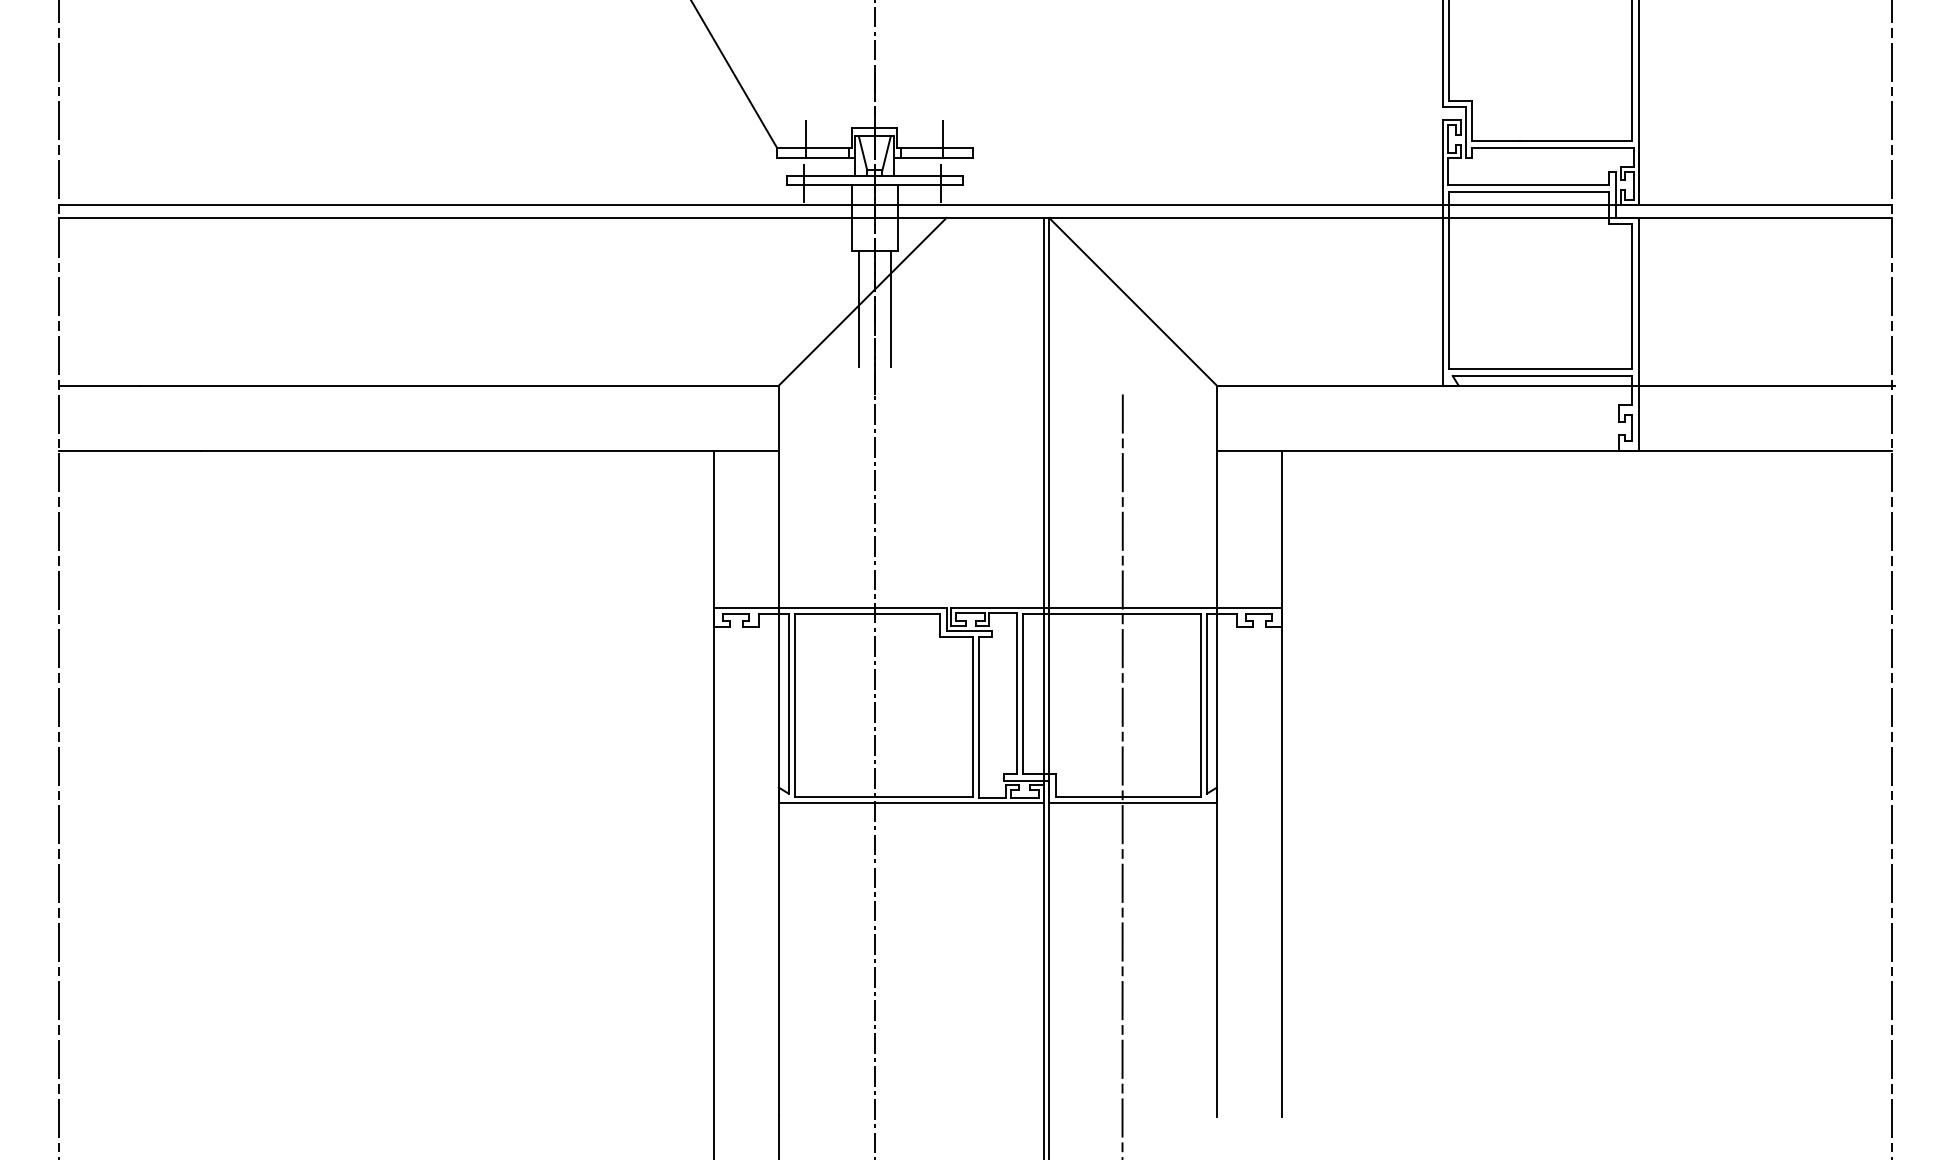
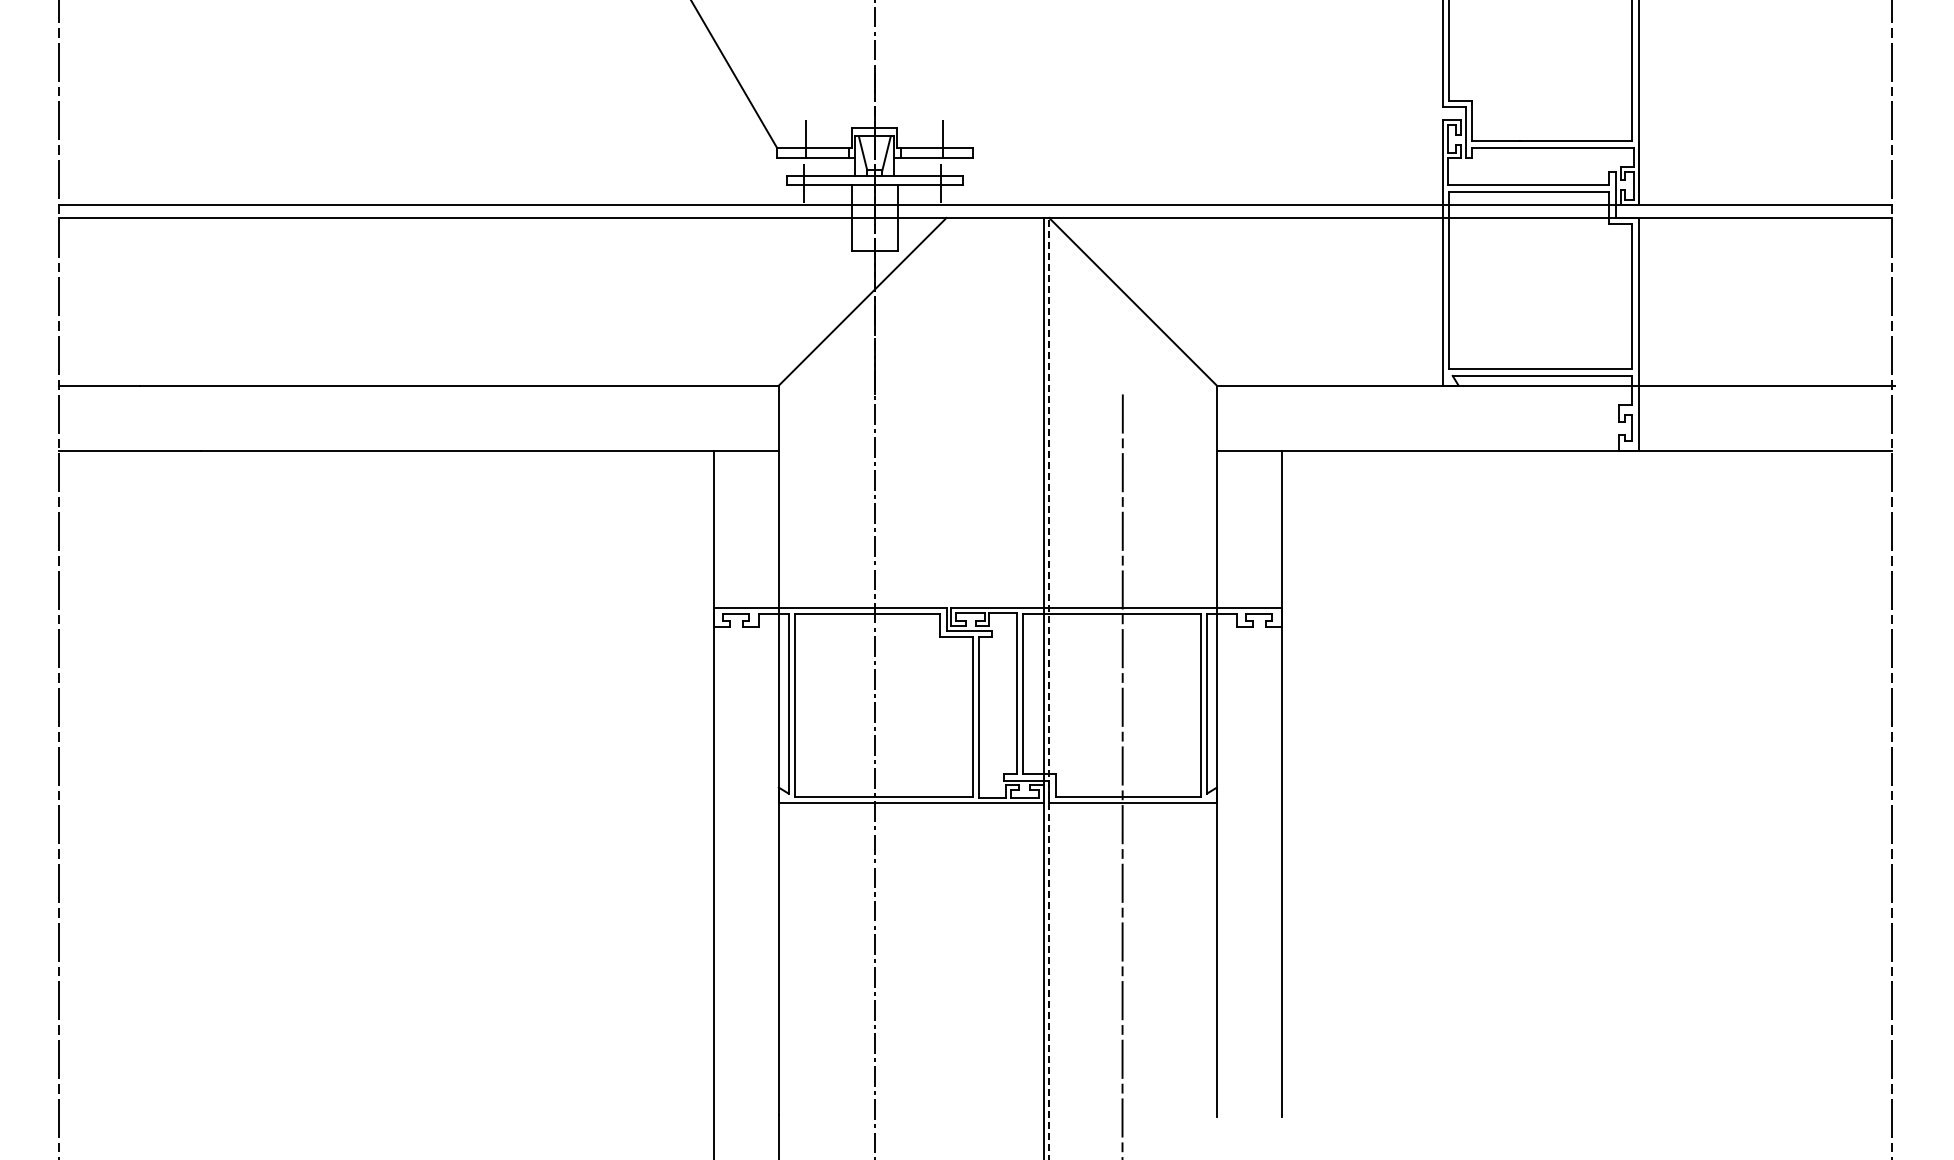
line: present -> none (858, 308)
line: present -> none (891, 308)
line: solid -> dashed (1049, 688)
